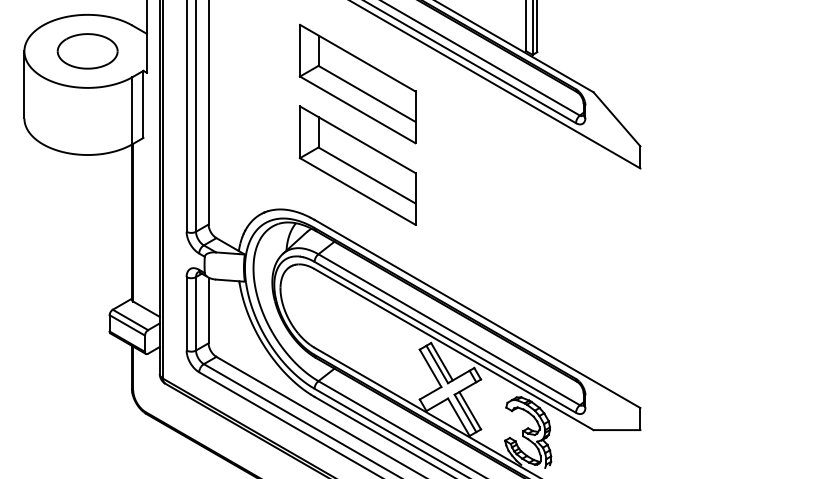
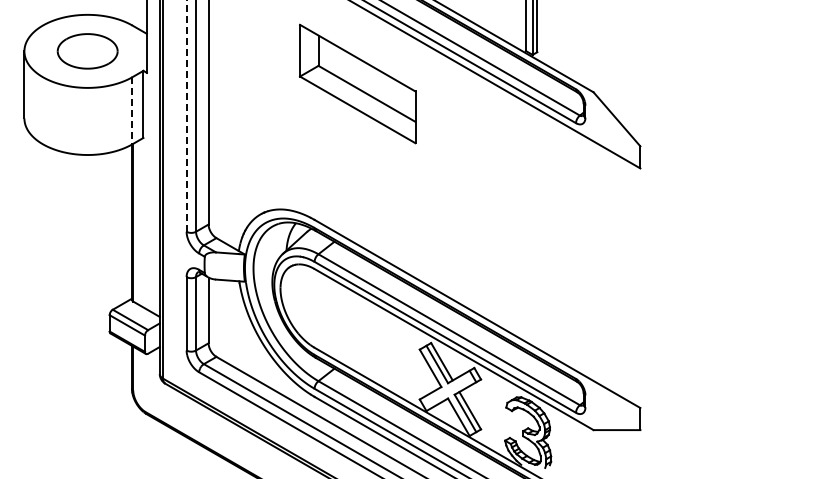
line: solid -> dashed (132, 110)
line: solid -> dashed (186, 116)
part: present -> none (357, 165)
